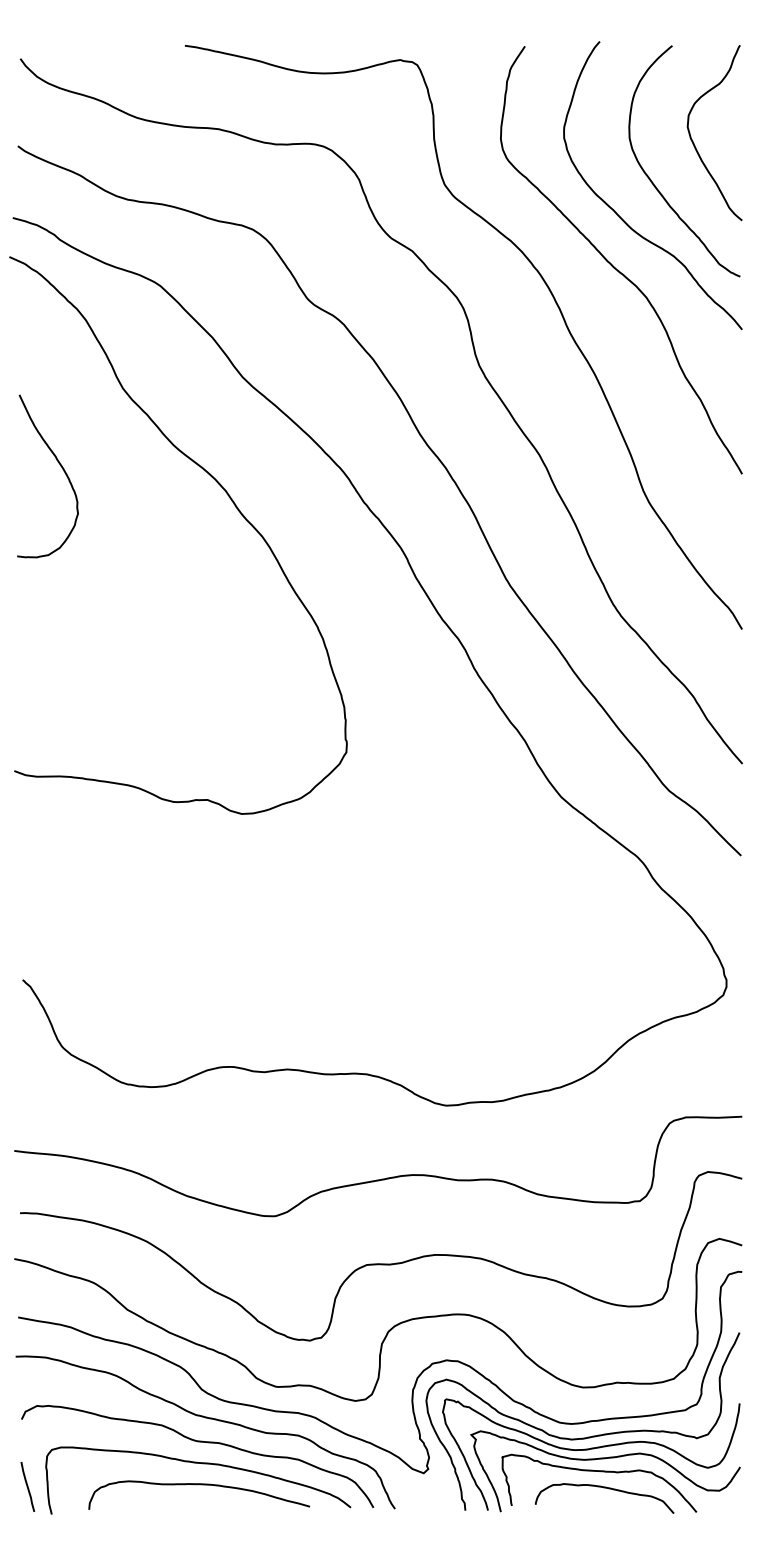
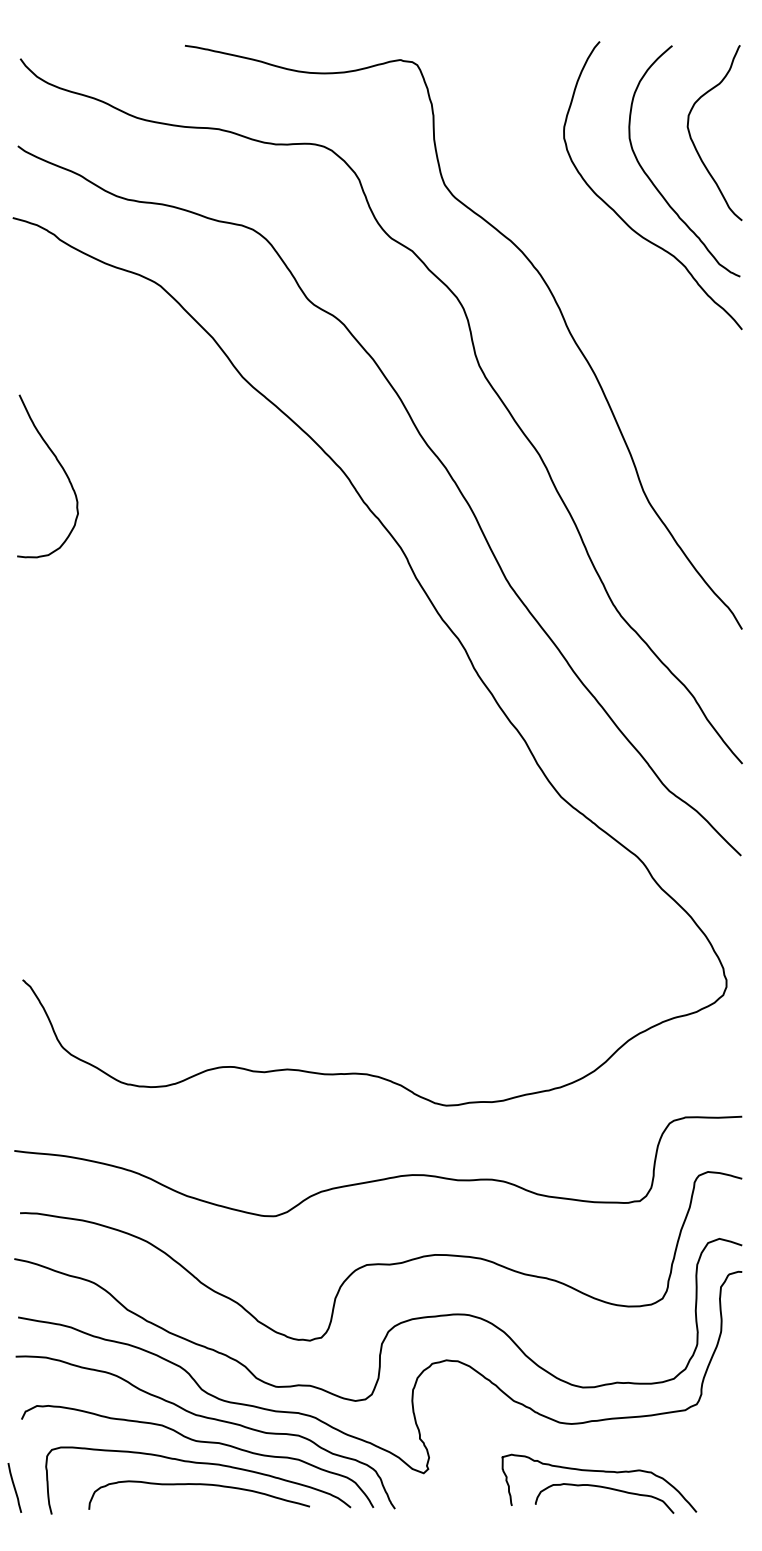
curve: present -> none (614, 266)
curve: present -> none (231, 501)
part: present -> none (587, 1436)
line position: (27, 1486) -> (14, 1487) (14, 1487)
